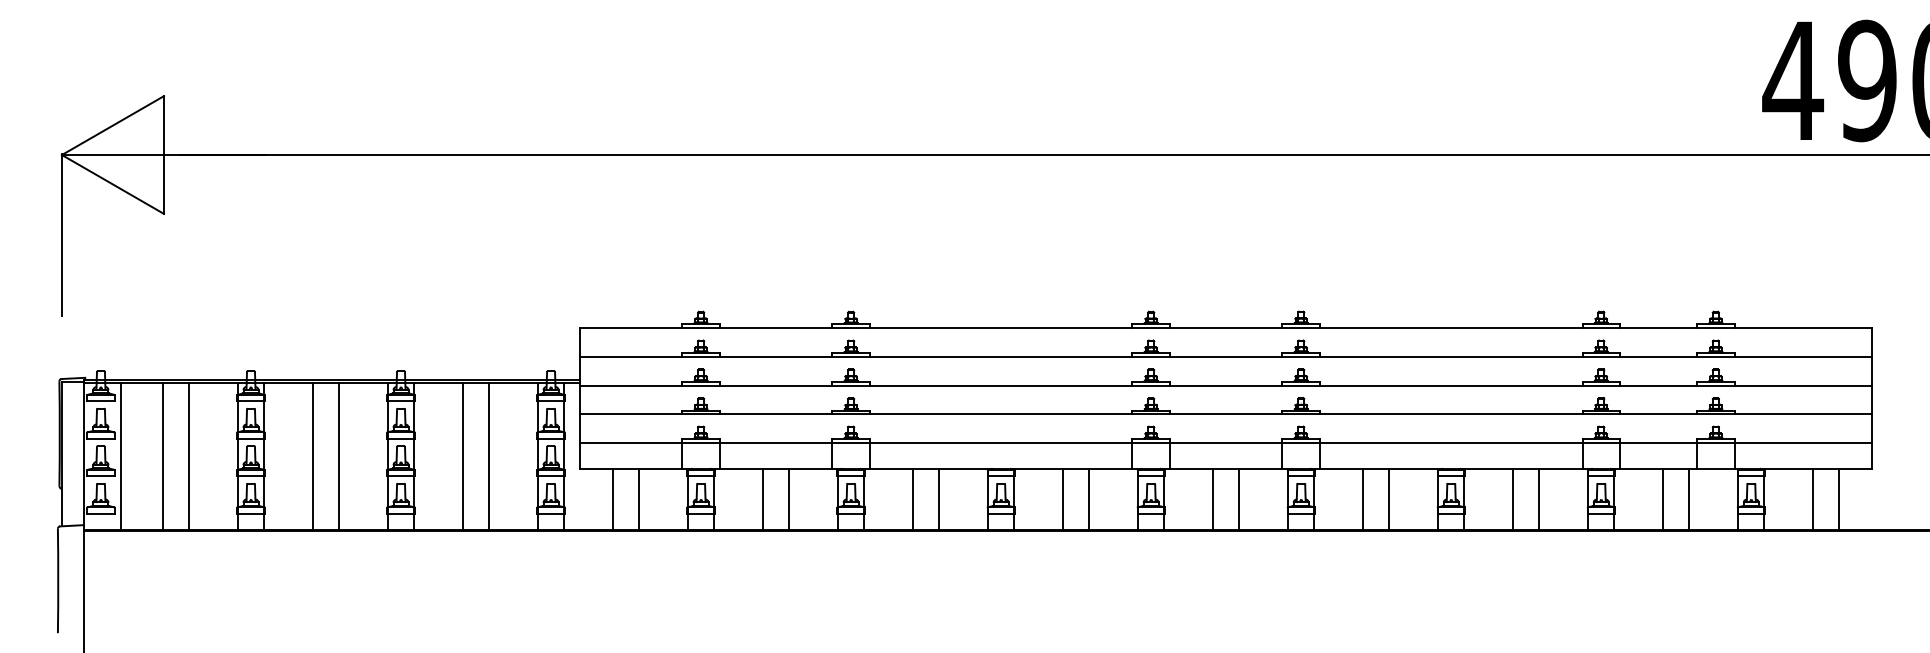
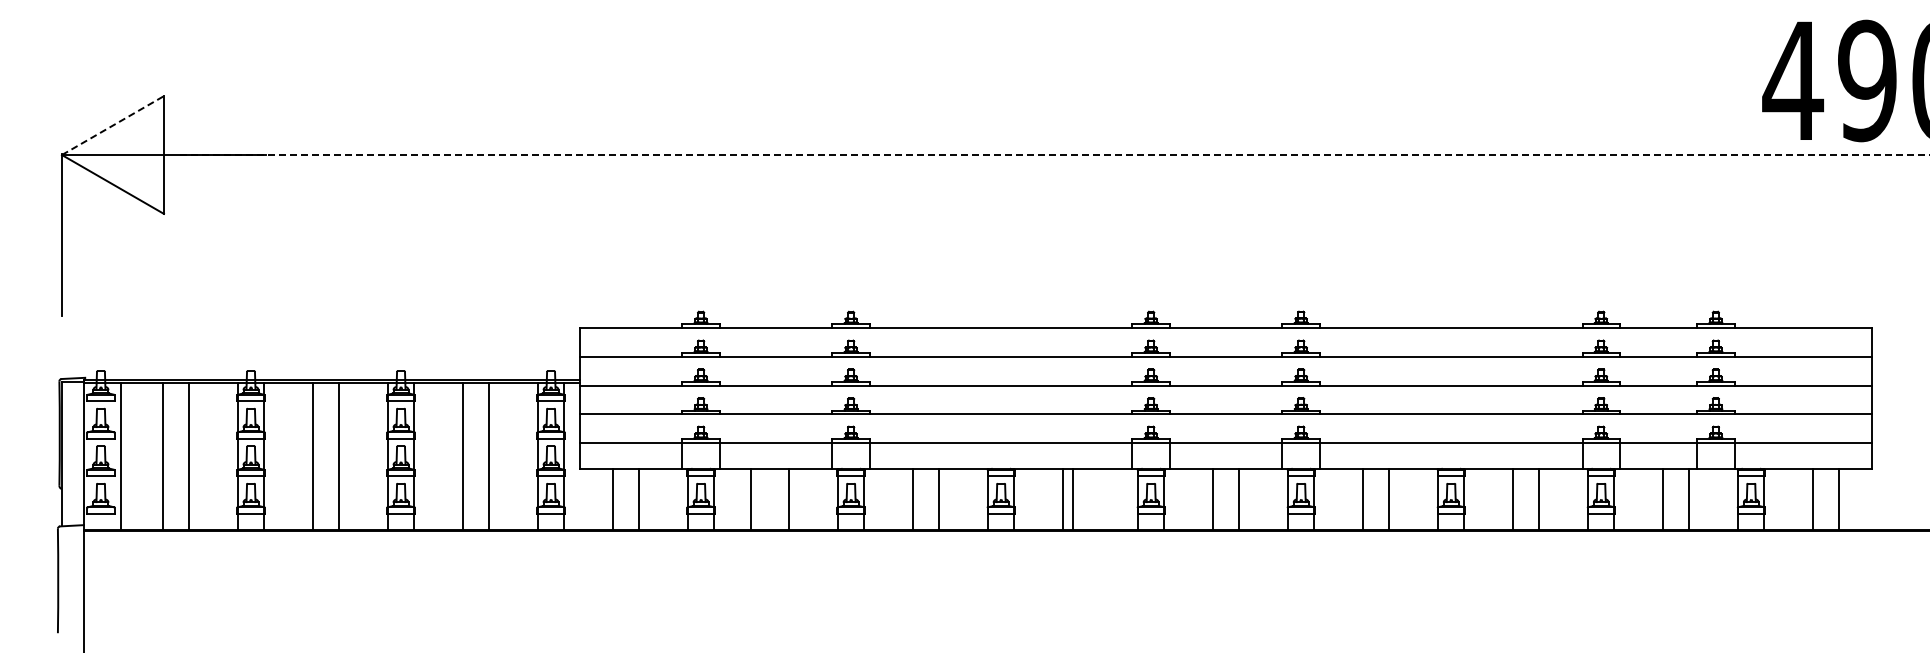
line: solid -> dashed (112, 125)
line: solid -> dashed (1054, 155)
line position: (762, 498) -> (750, 498) (750, 498)
line position: (1089, 498) -> (1073, 498) (1073, 498)
